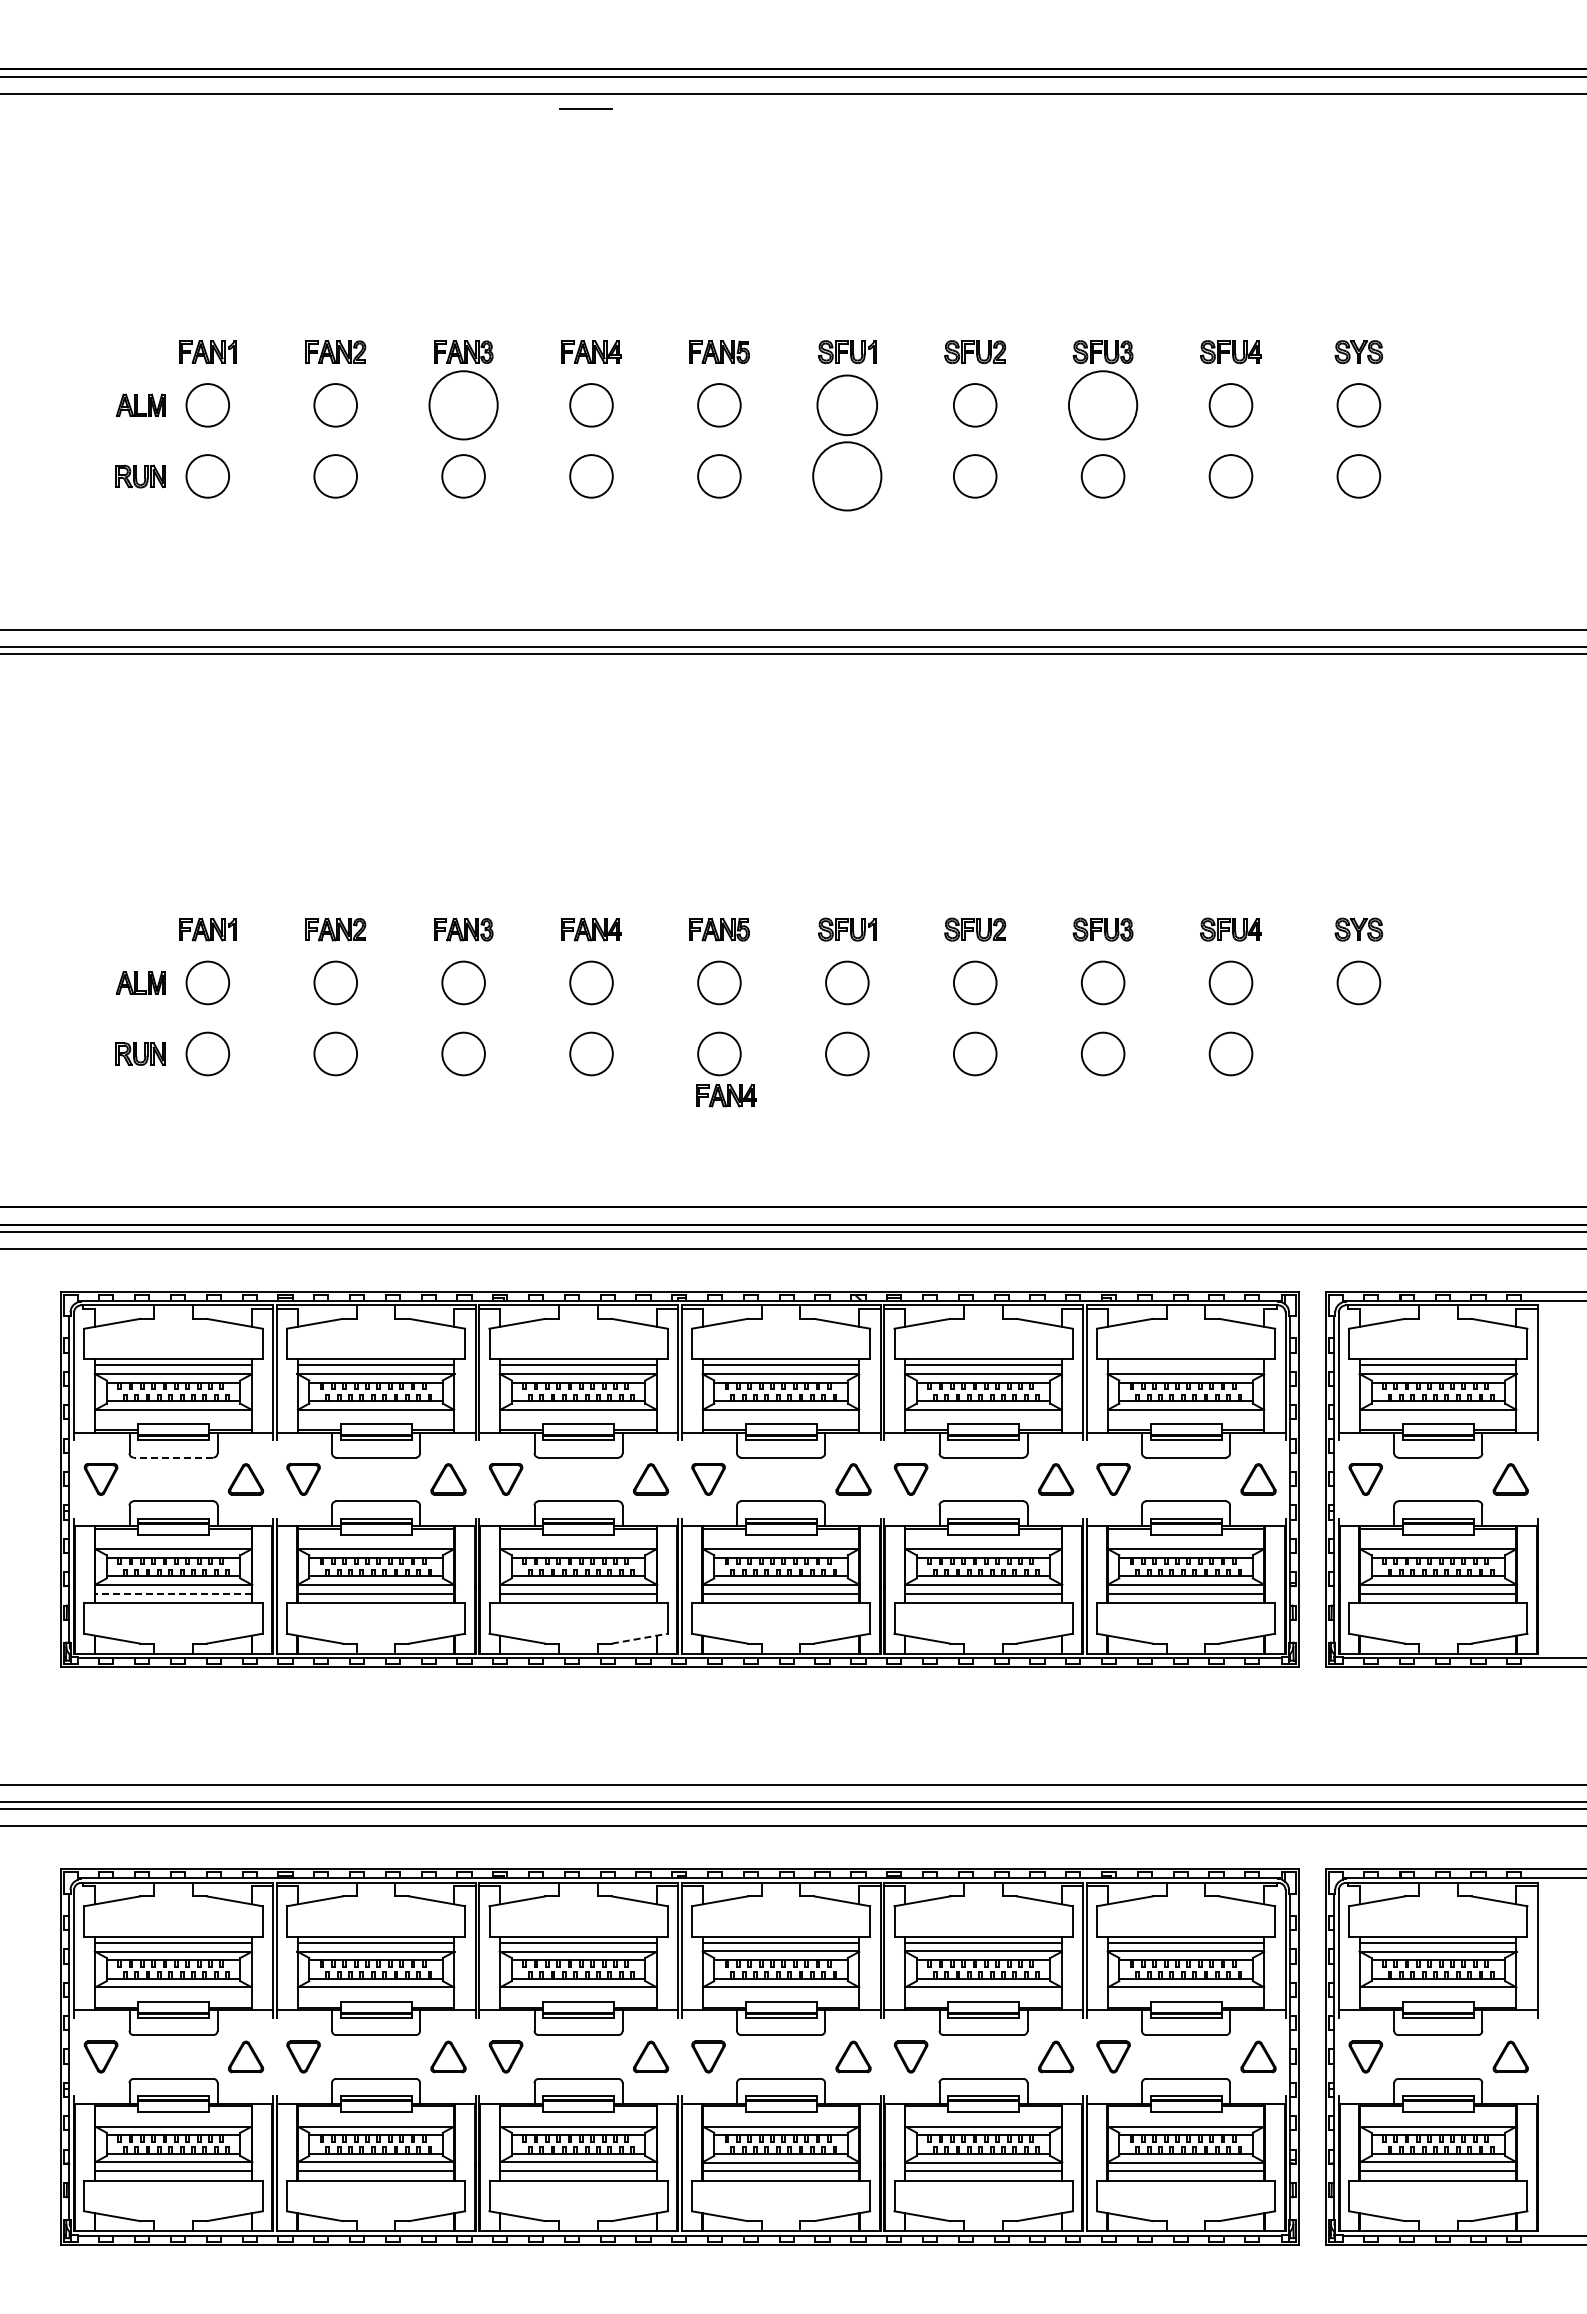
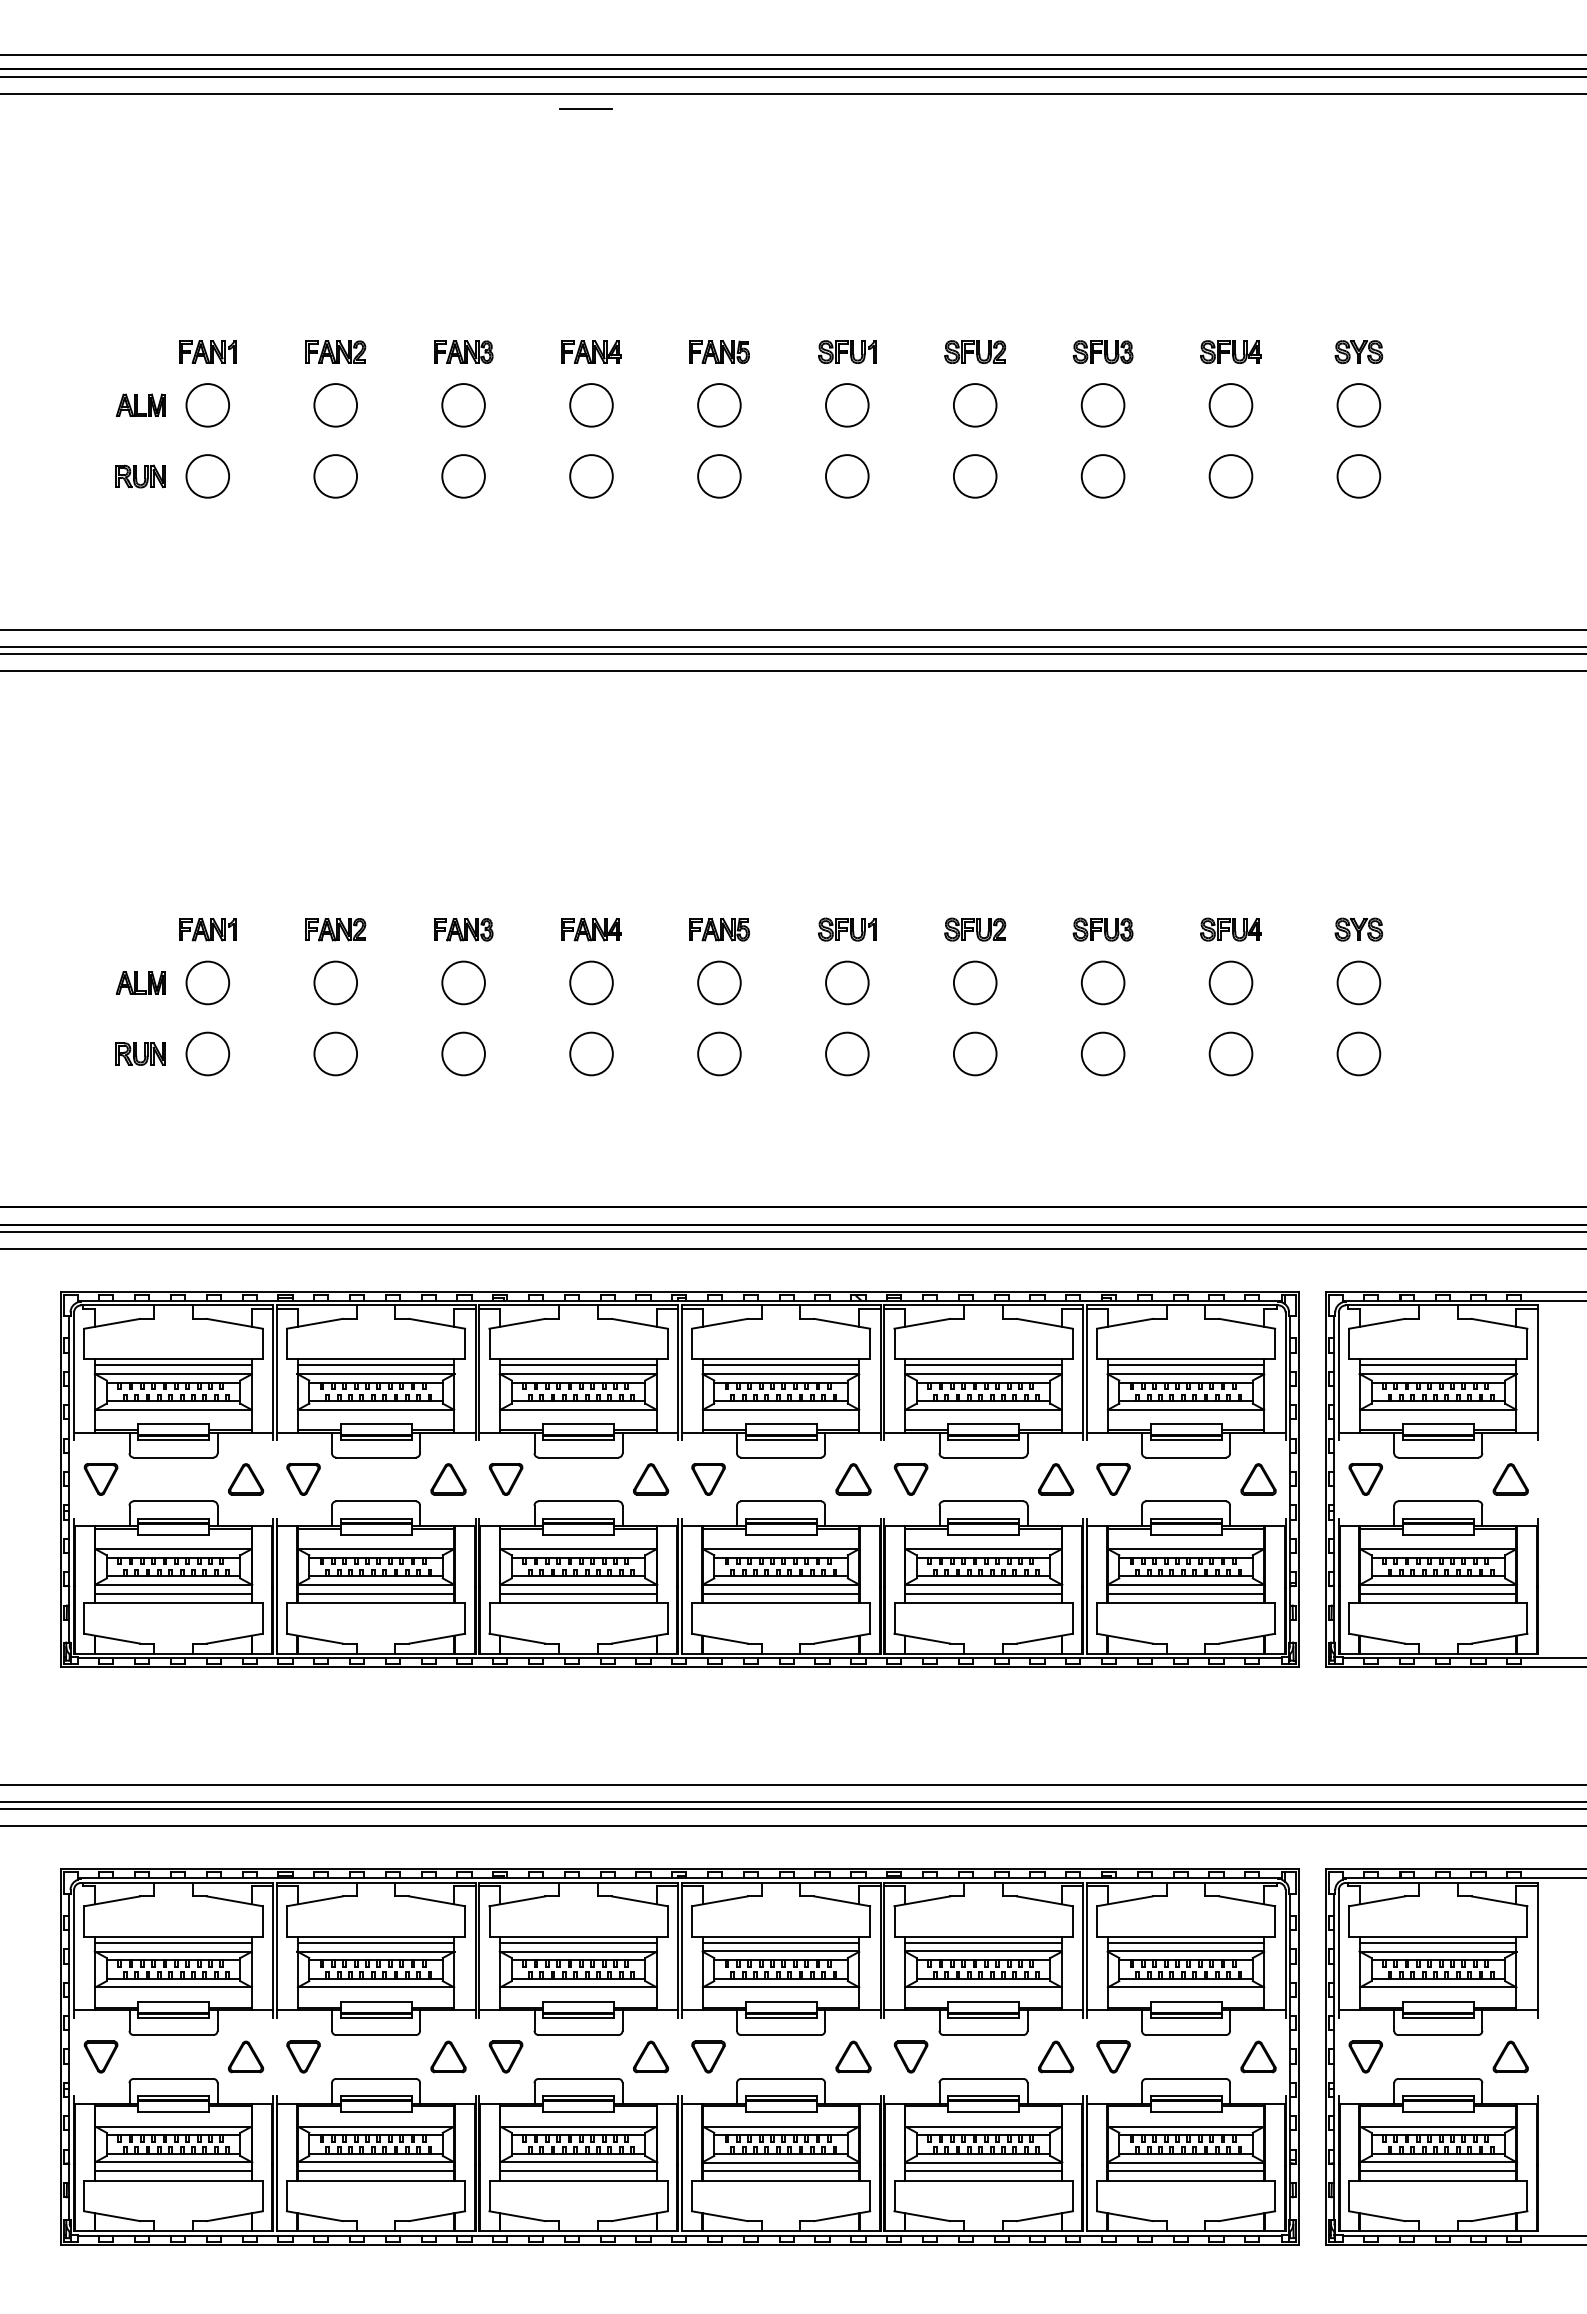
line: none -> present (792, 55)
circle diameter: 68 px -> 43 px (463, 405)
circle diameter: 60 px -> 43 px (847, 405)
circle diameter: 68 px -> 43 px (1102, 405)
circle diameter: 68 px -> 43 px (847, 476)
line: none -> present (792, 671)
circle: none -> present (1358, 1053)
part: present -> none (726, 1095)
line: none -> present (1185, 1365)
line: dashed -> solid (173, 1457)
line: dashed -> solid (173, 1593)
line: dashed -> solid (640, 1638)
